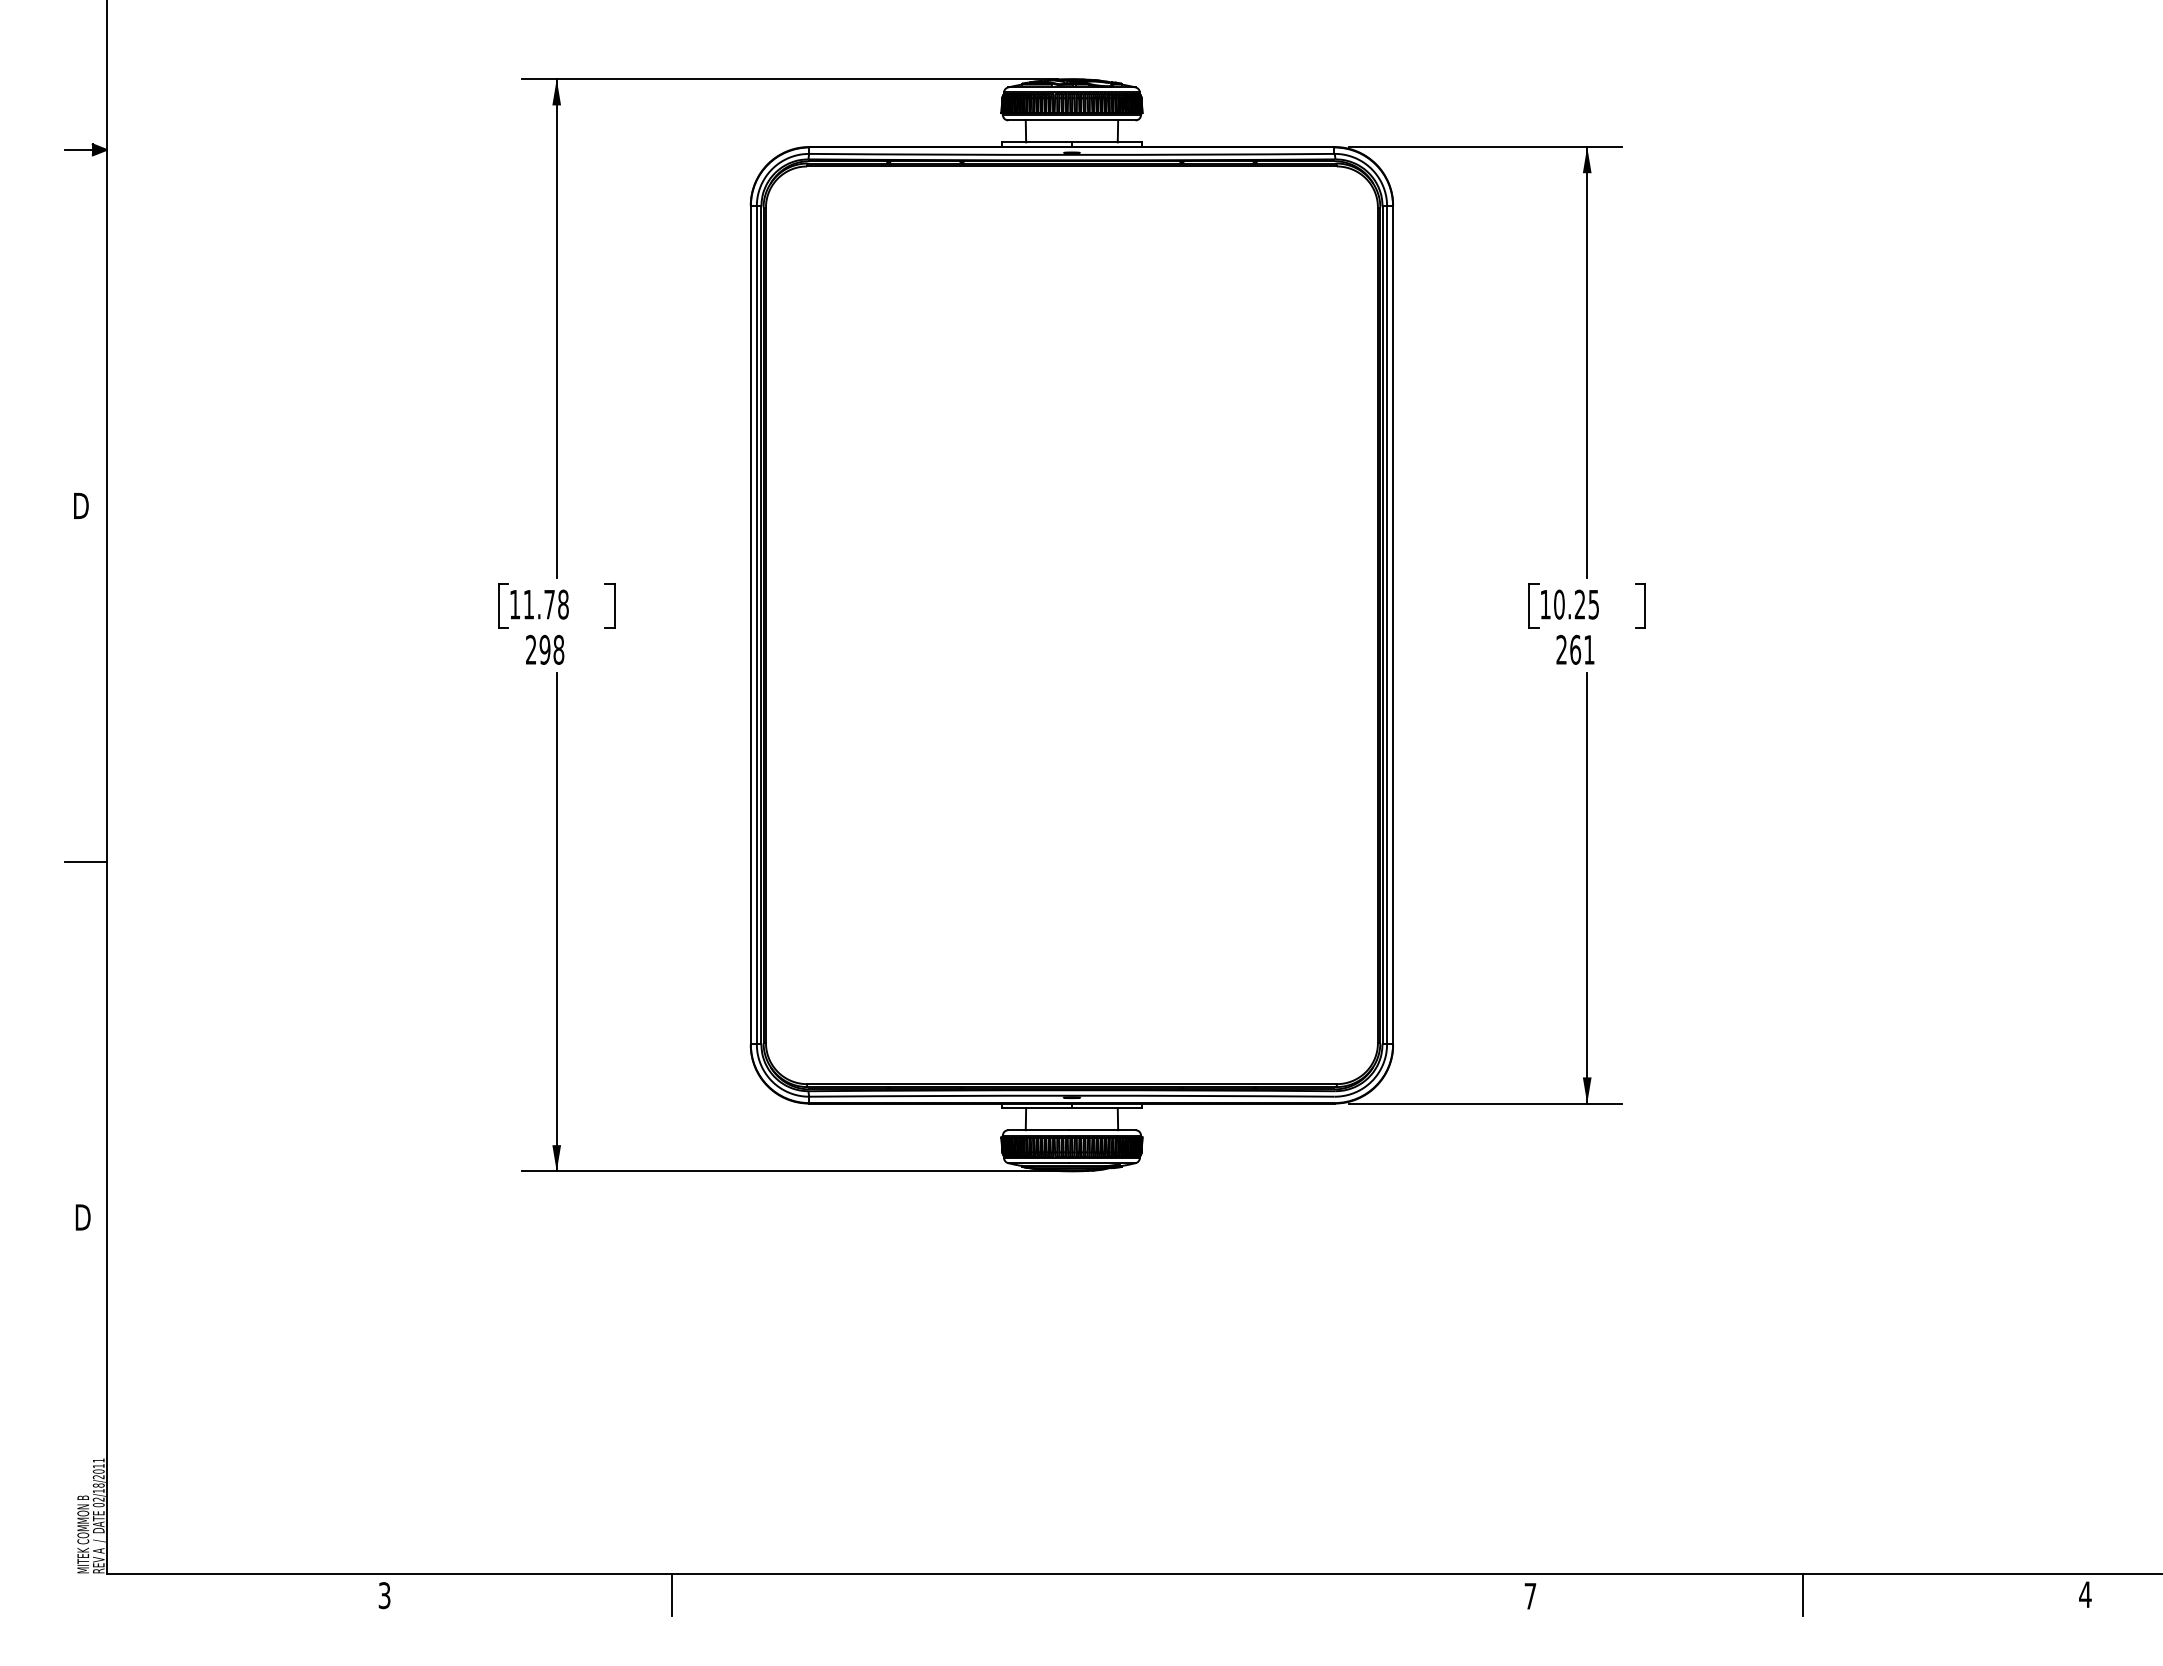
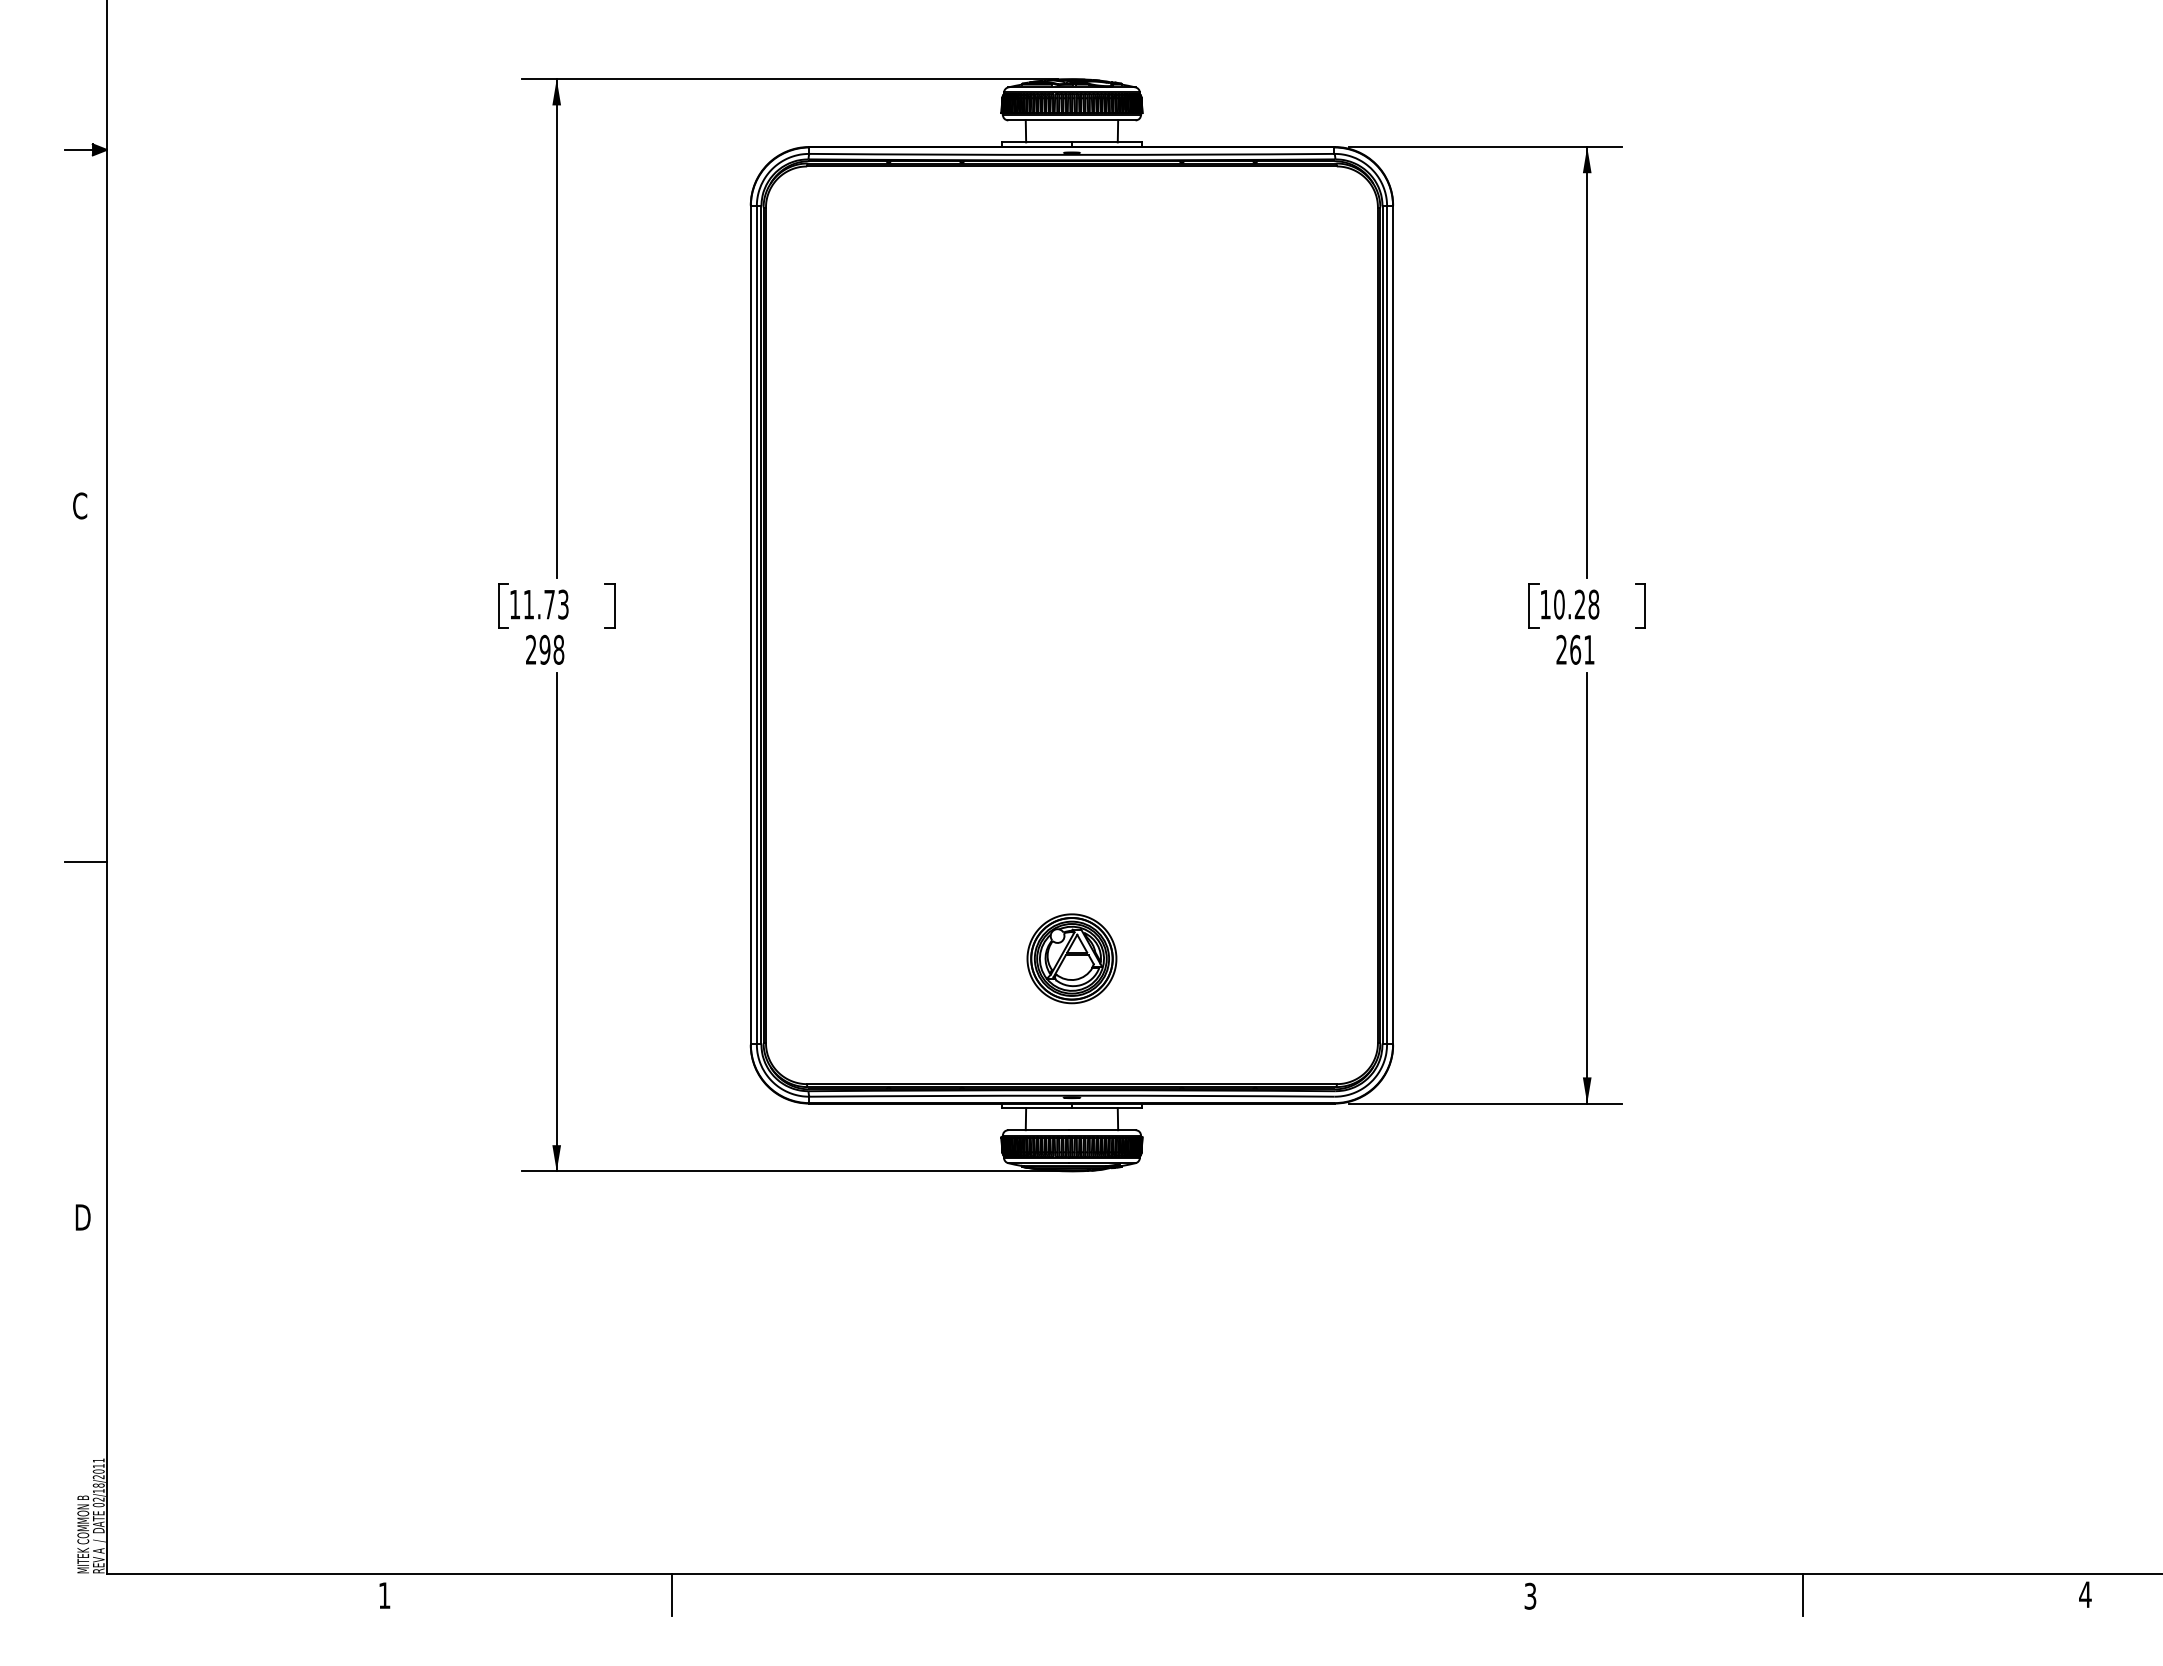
text: D -> C (80, 505)
text: 11.78 -> 11.73 (563, 604)
text: 10.25 -> 10.28 (1593, 604)
part: none -> present (1071, 958)
text: 3 -> 1 (384, 1595)
text: 7 -> 3 (1530, 1595)
